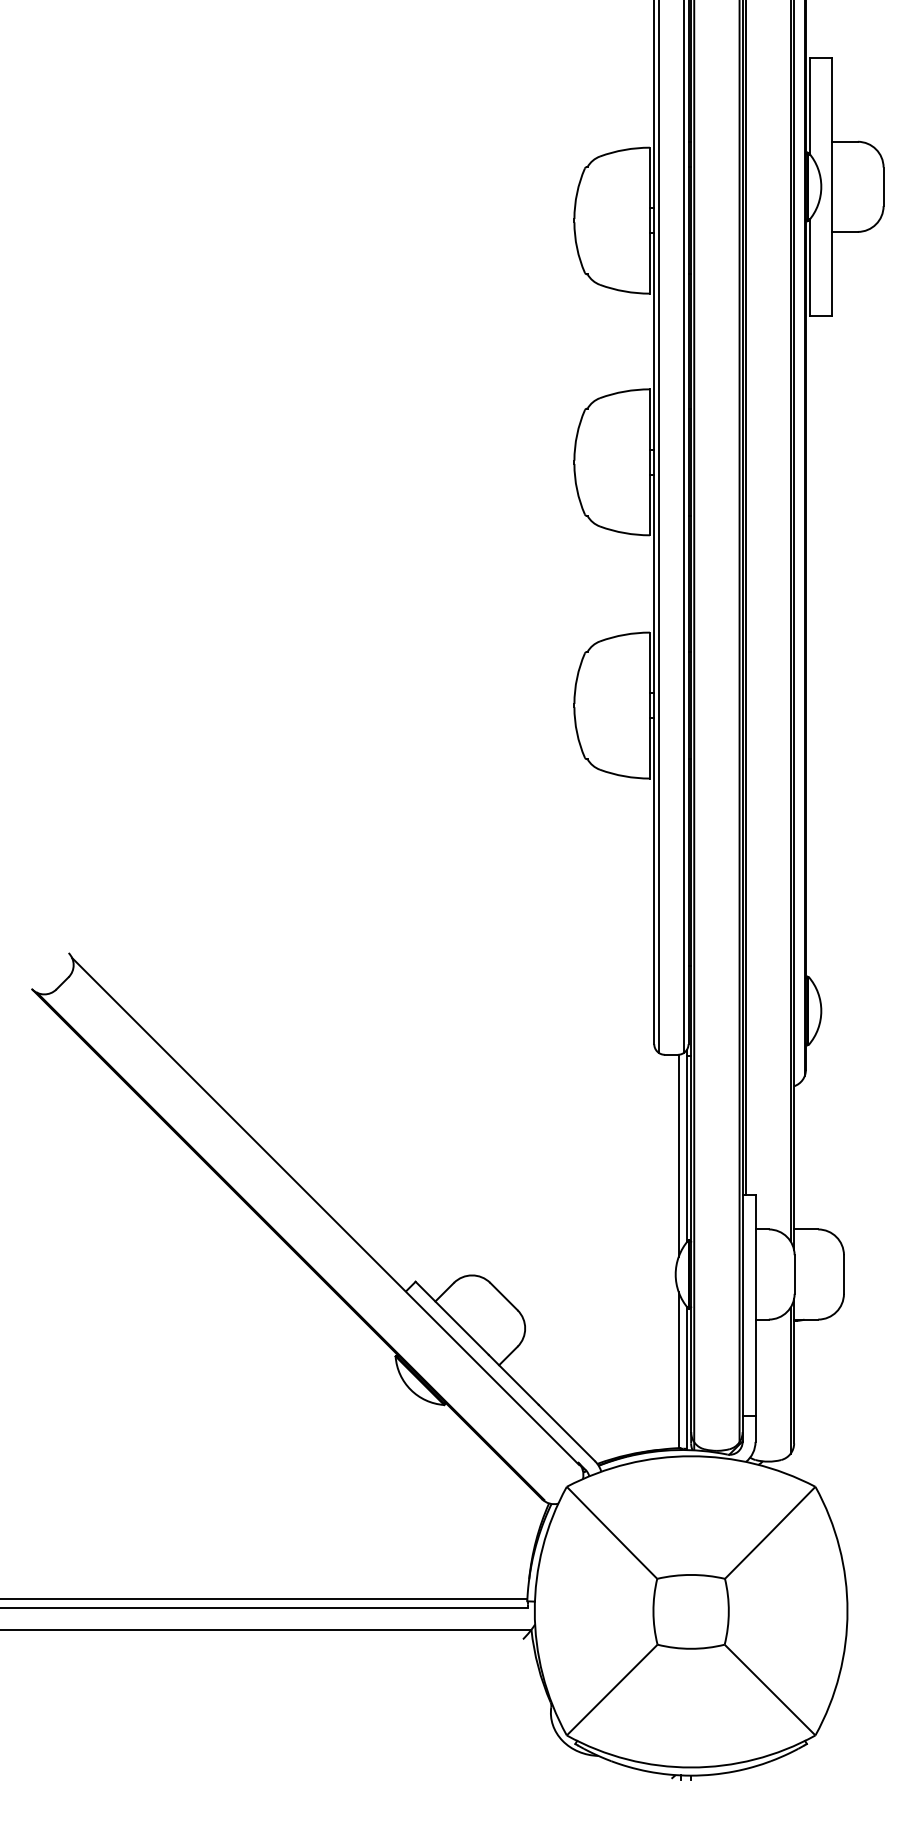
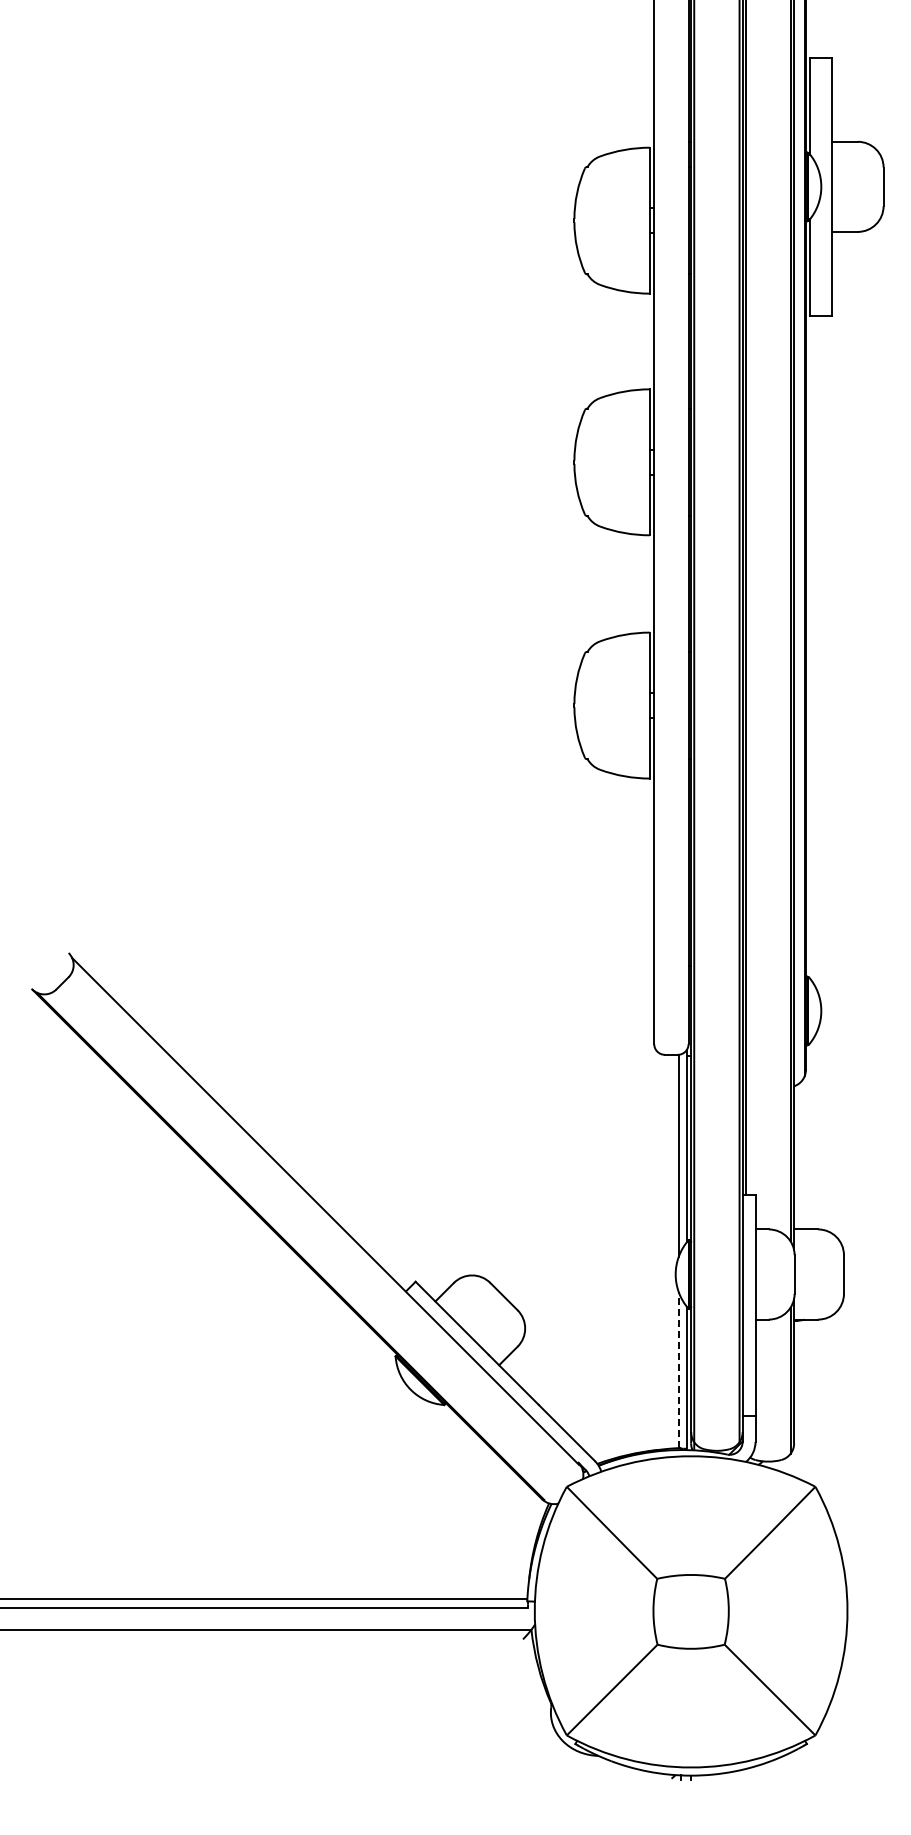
line: present -> none (658, 527)
line: present -> none (684, 527)
line: solid -> dashed (678, 1369)
